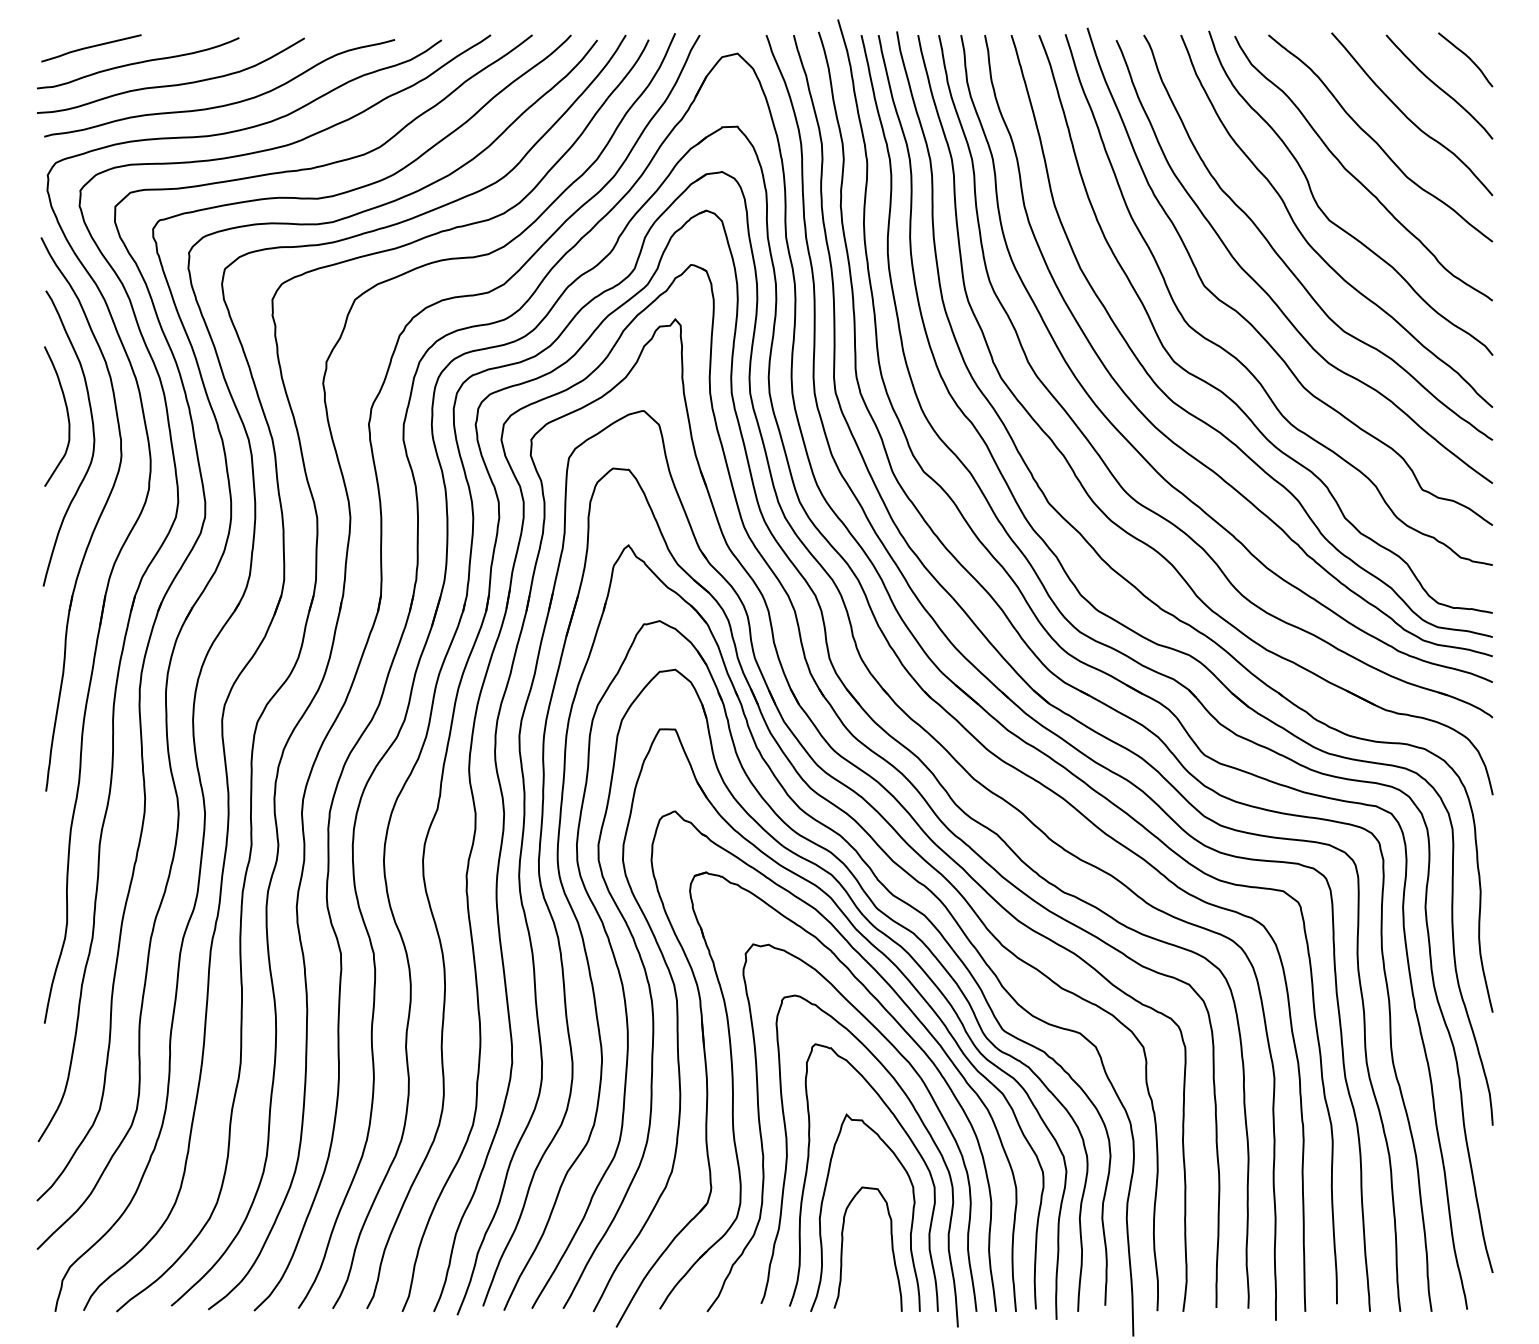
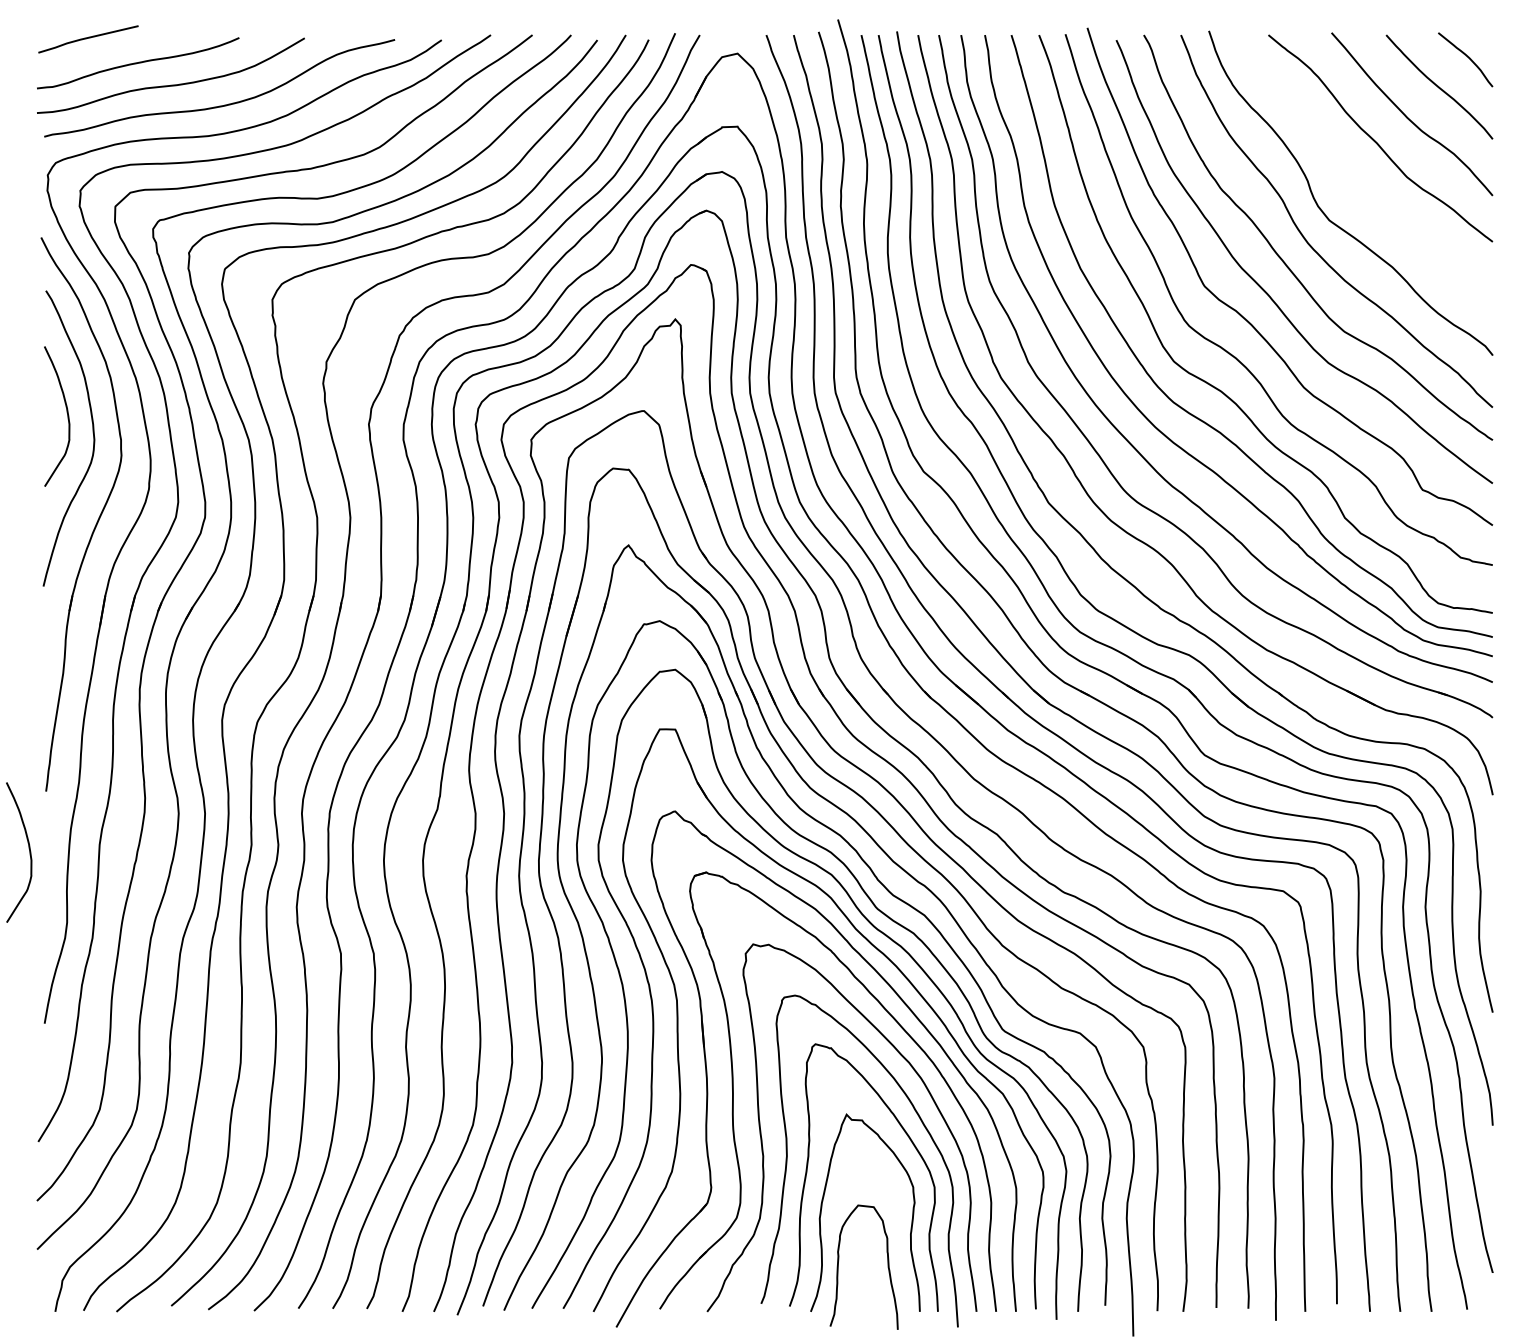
line position: (91, 47) -> (88, 38) (88, 38)
curve: present -> none (1355, 176)
curve: none -> present (28, 848)
curve position: (891, 1248) -> (887, 1266) (887, 1266)
